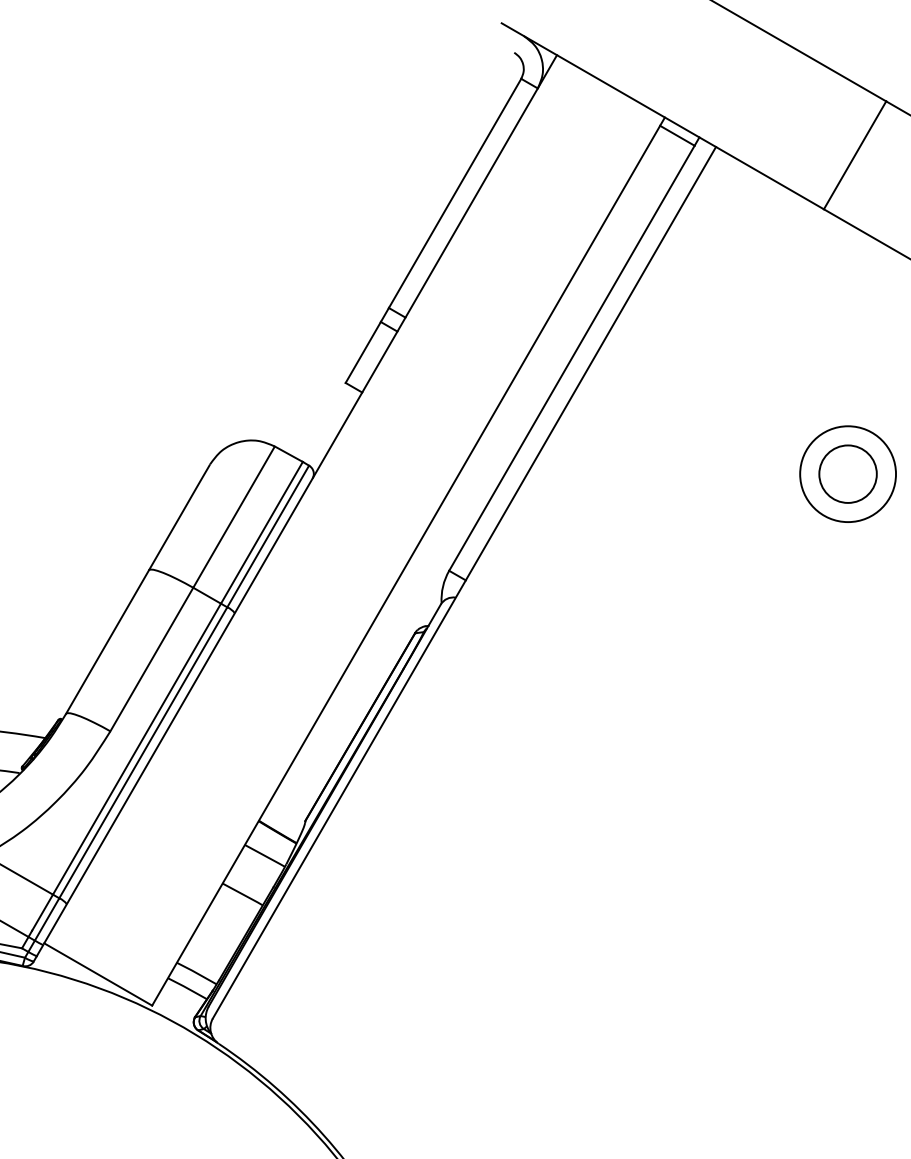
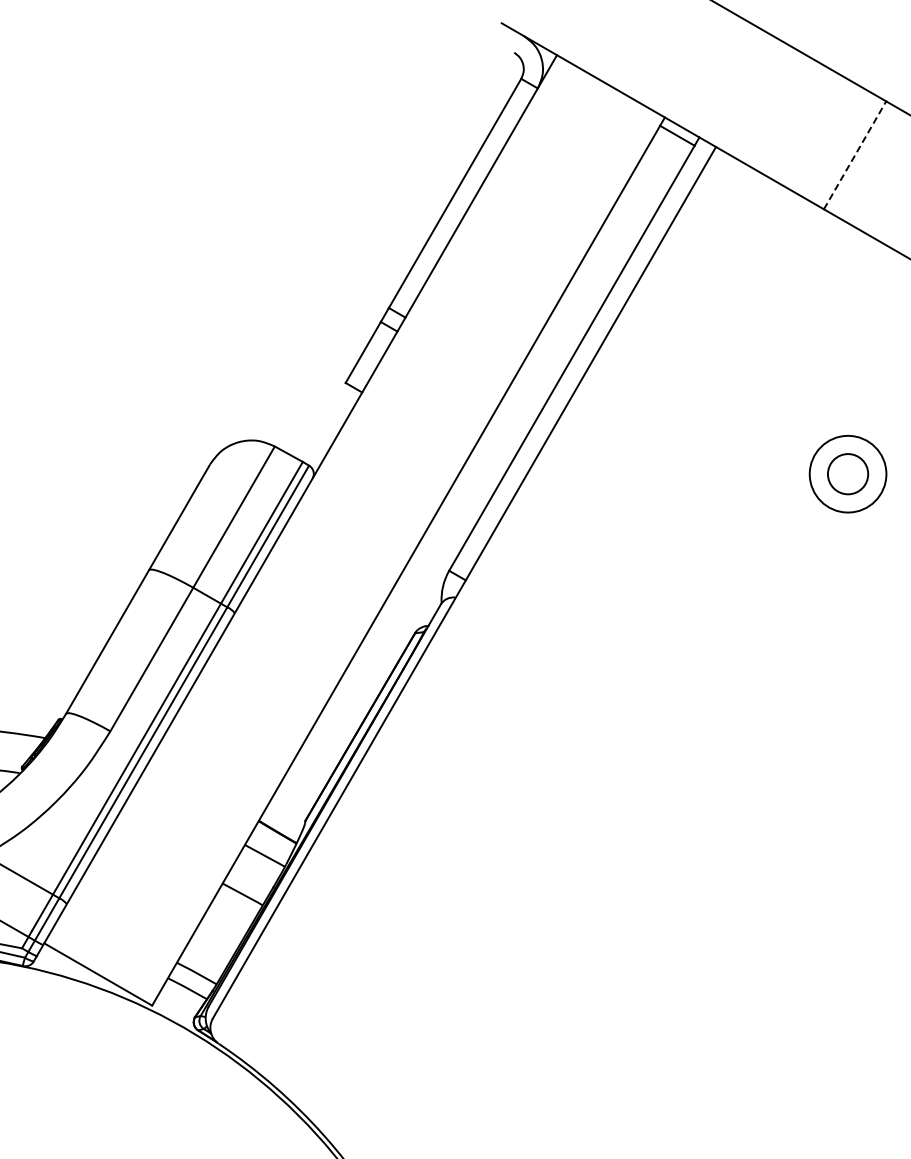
line: solid -> dashed (855, 154)
circle diameter: 58 px -> 40 px (847, 474)
circle diameter: 96 px -> 77 px (847, 473)
